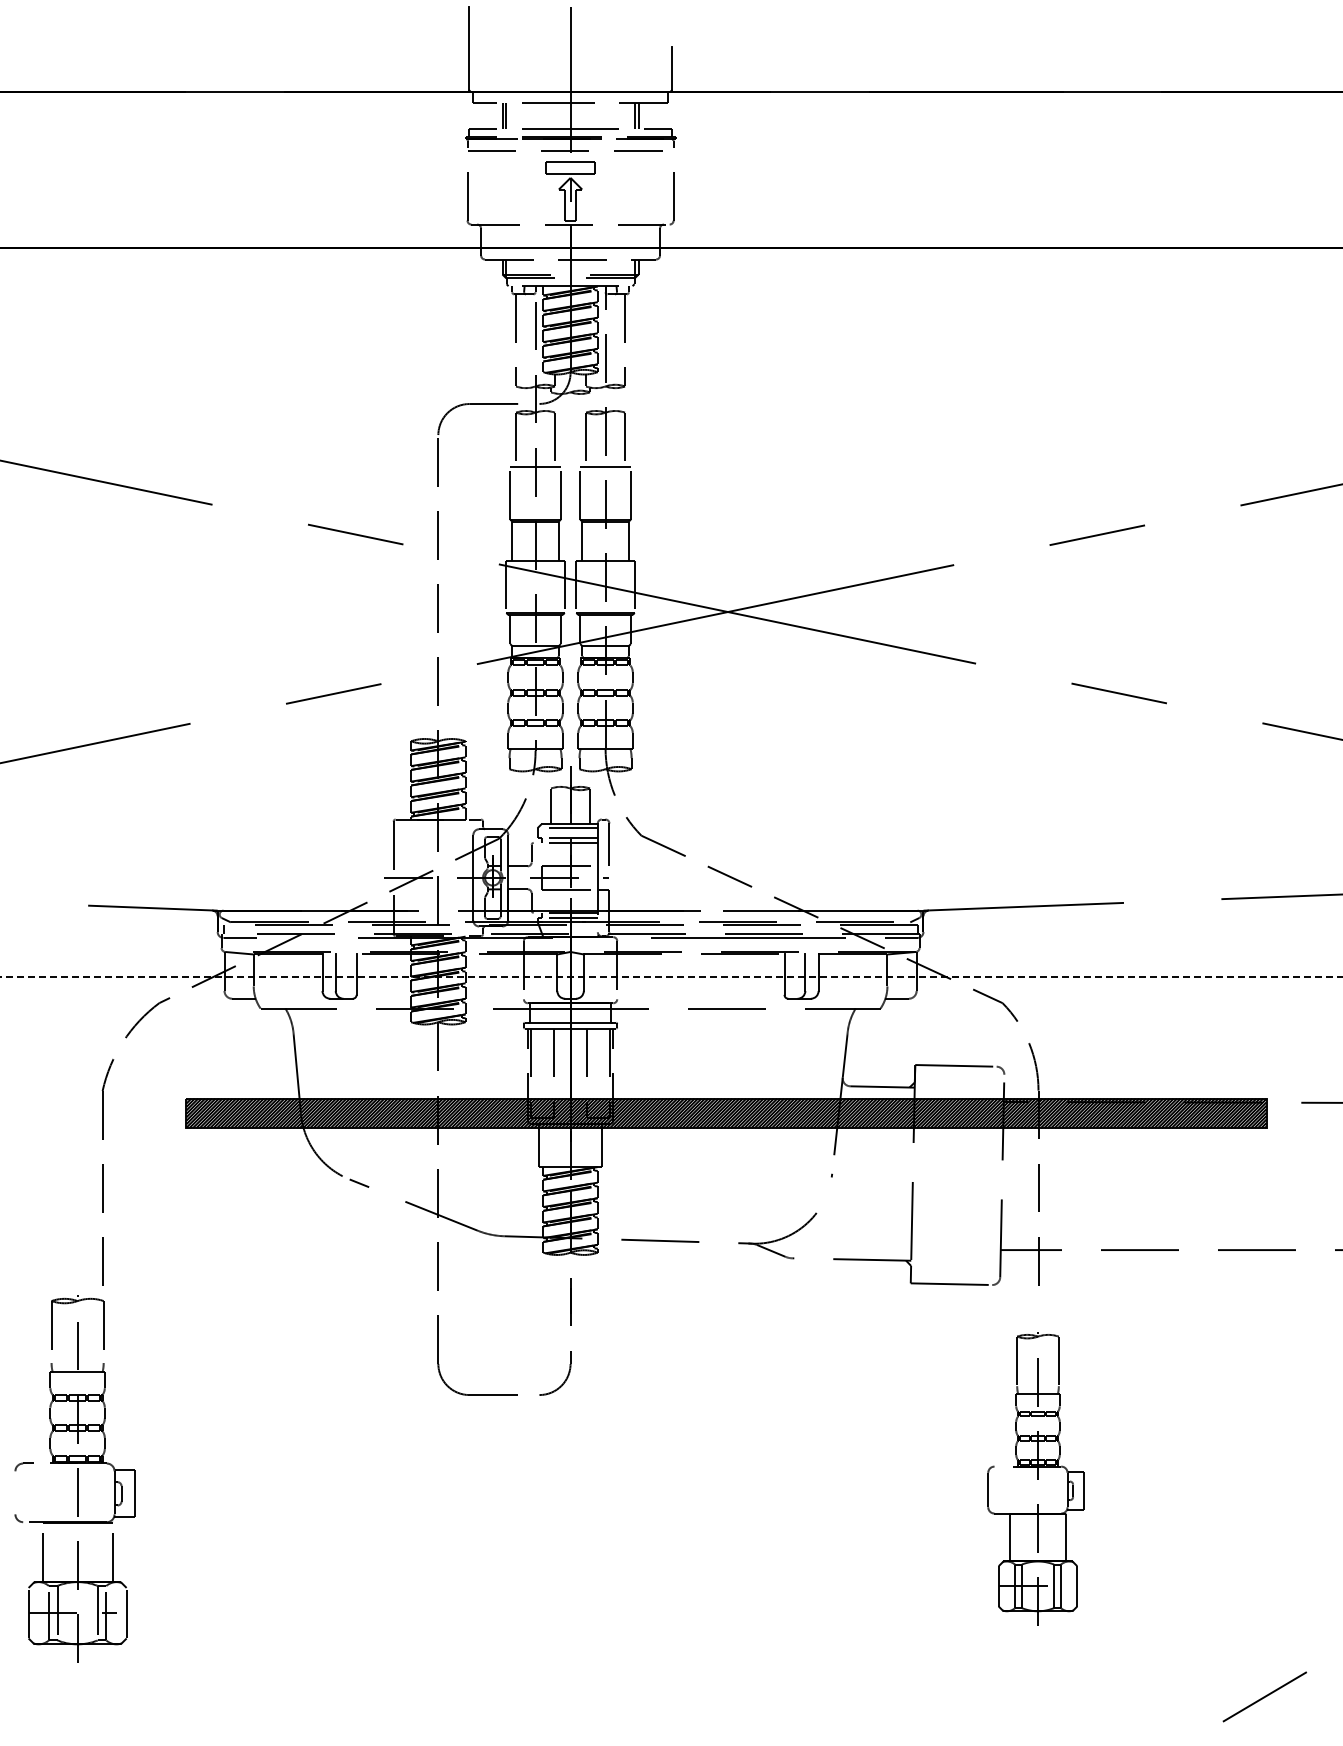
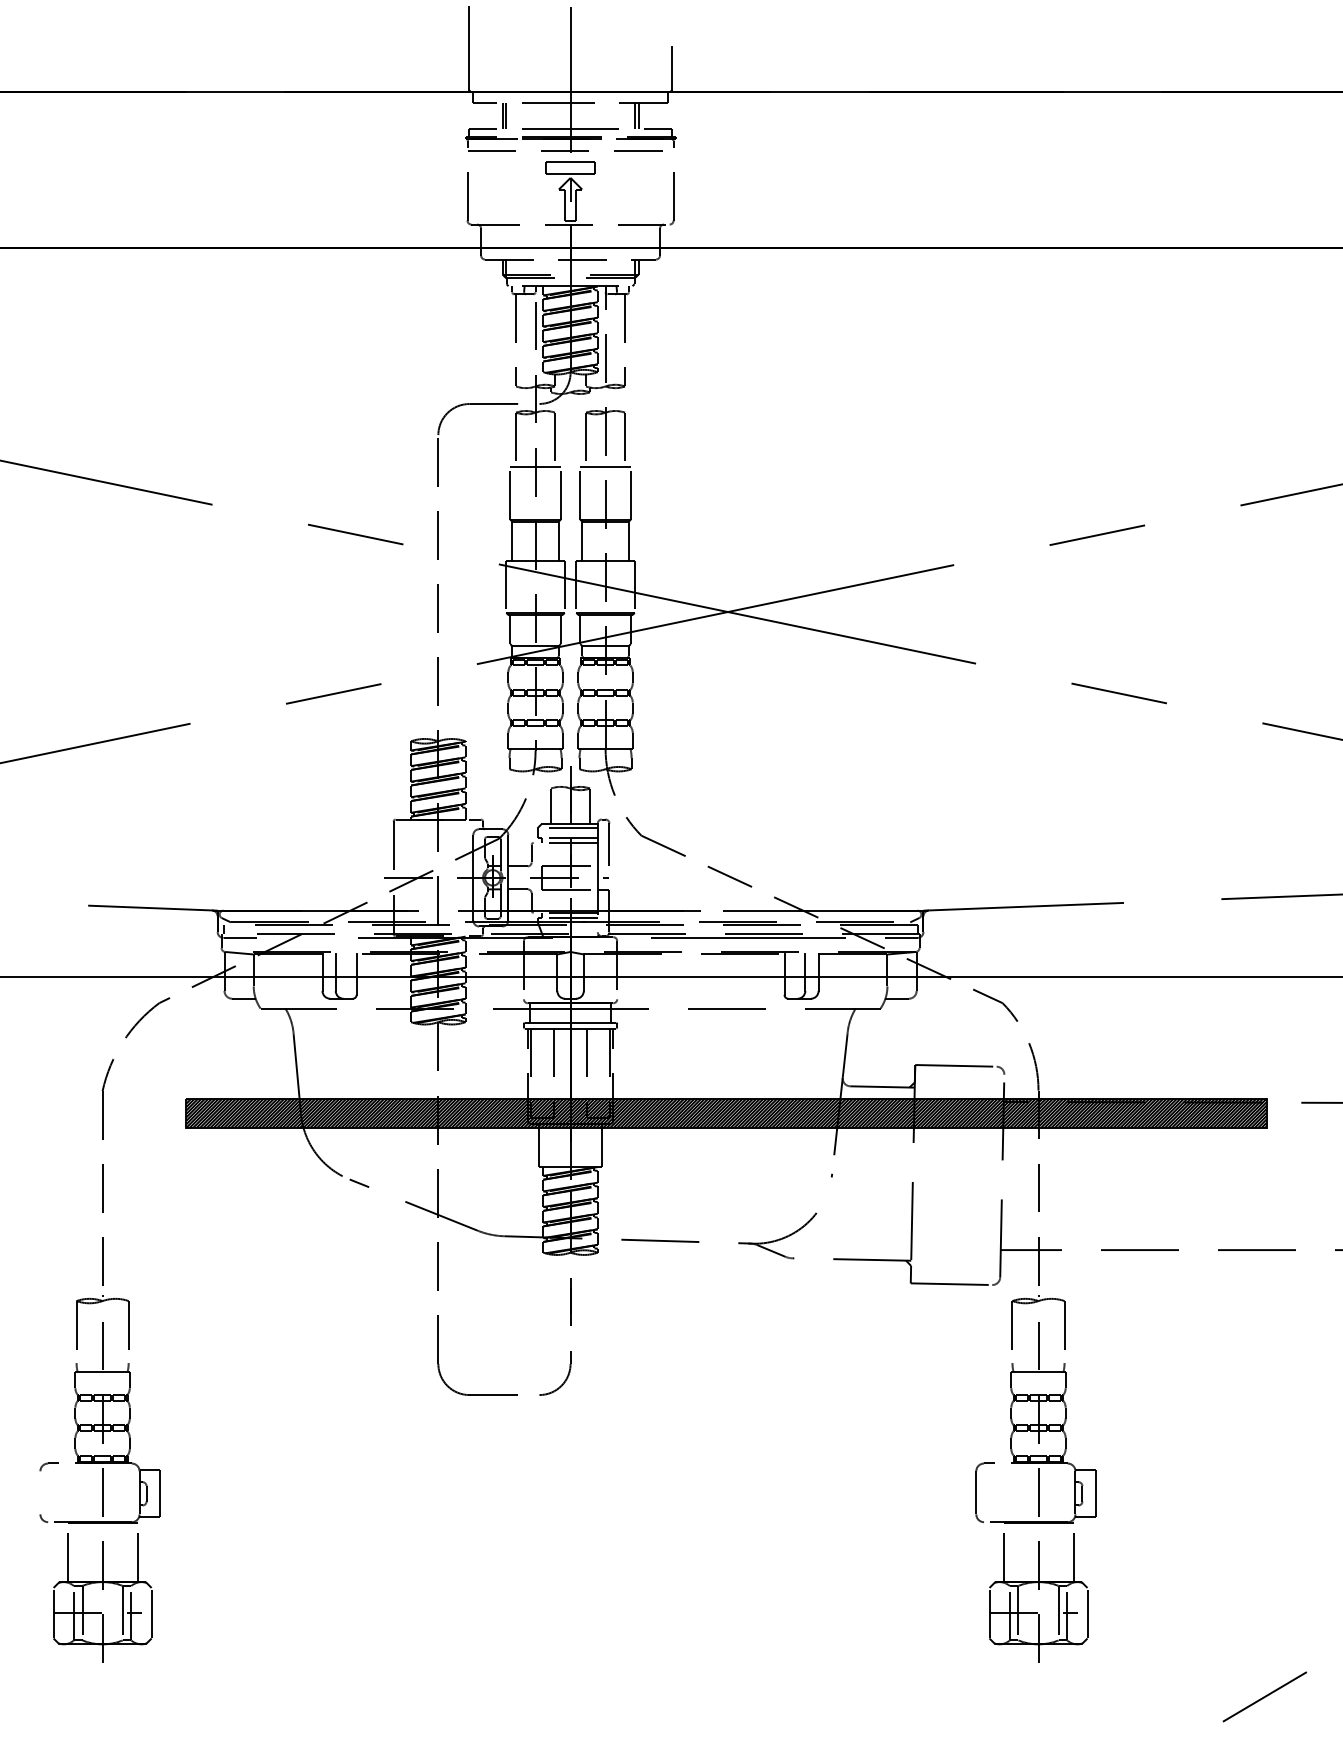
line: dashed -> solid (671, 976)
part position: (74, 1478) -> (99, 1478) (99, 1478)
part size: 98x294 px -> 122x368 px (1035, 1478)
